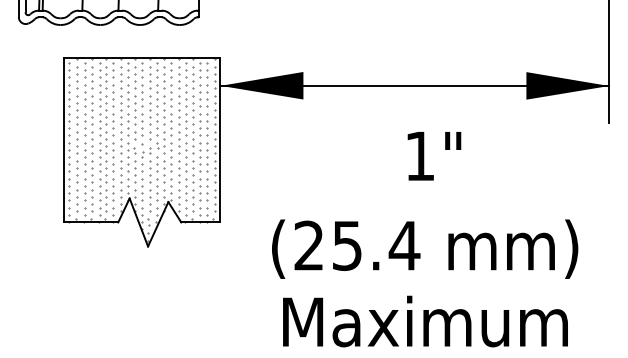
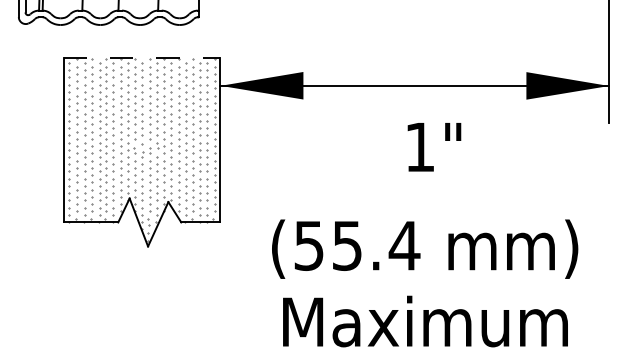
line: solid -> dashed (142, 58)
text position: (434, 156) -> (434, 147) (434, 147)
text: (25.4 -> (55.4 (308, 245)
